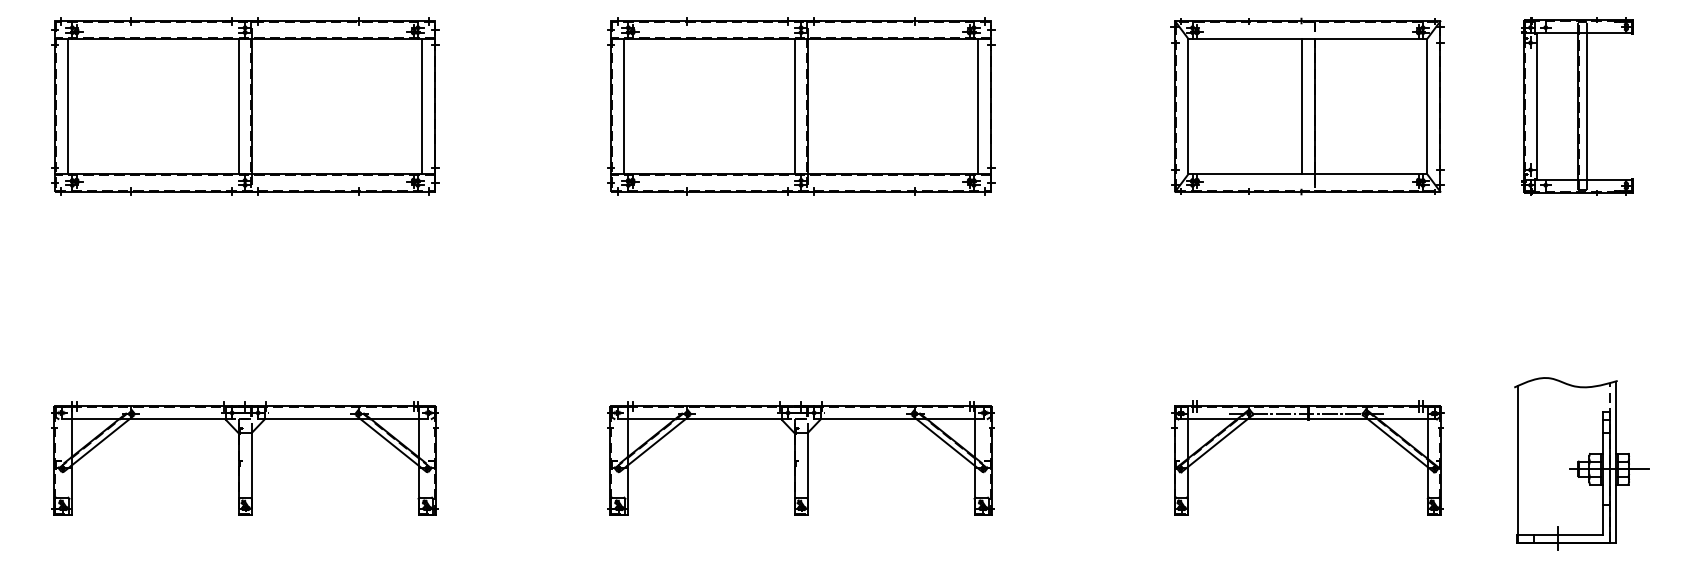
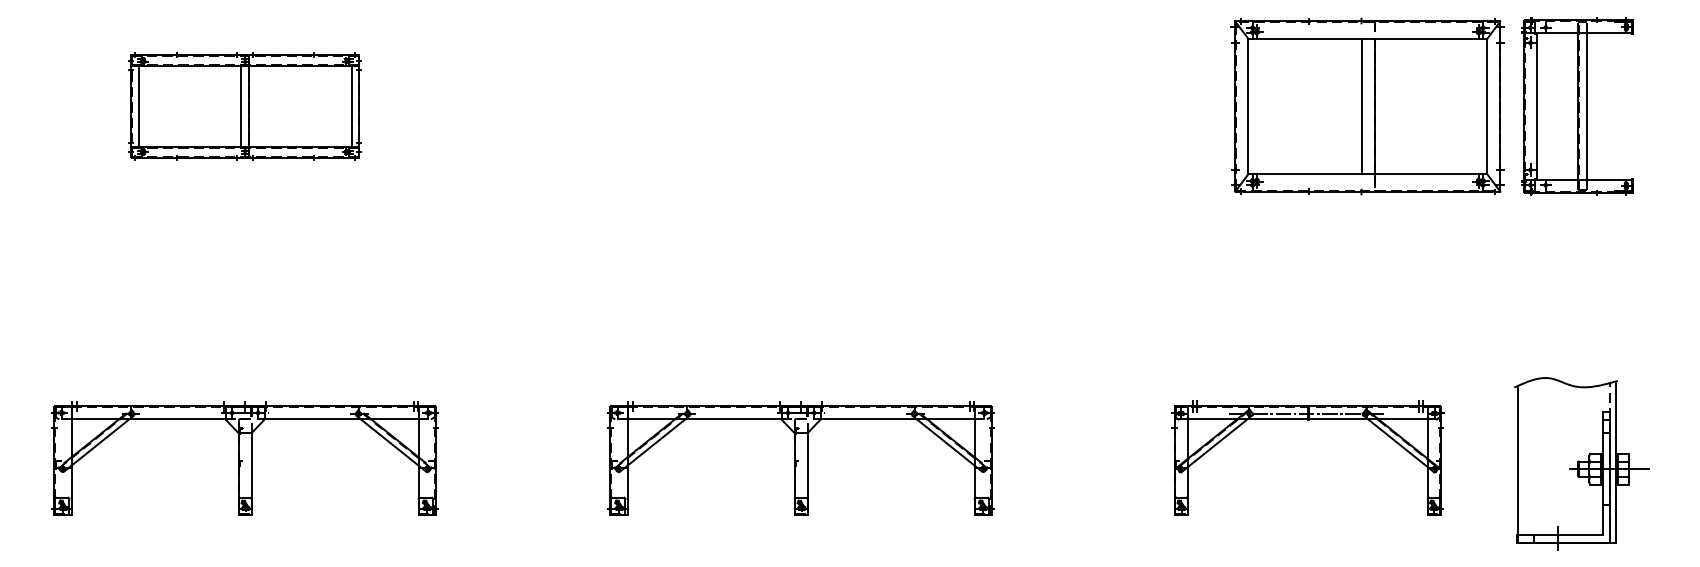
part size: 389x179 px -> 234x109 px (244, 106)
part: present -> none (801, 106)
part position: (1307, 106) -> (1367, 106) (1367, 106)
